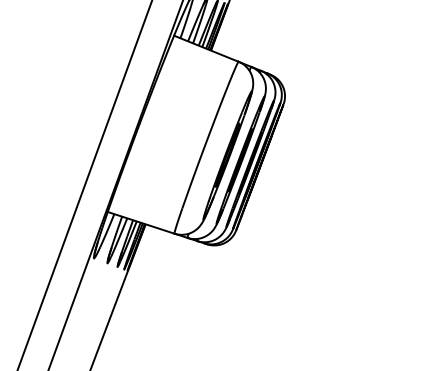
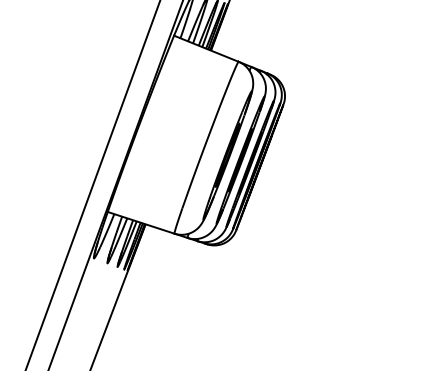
line position: (84, 184) -> (92, 184) (92, 184)
